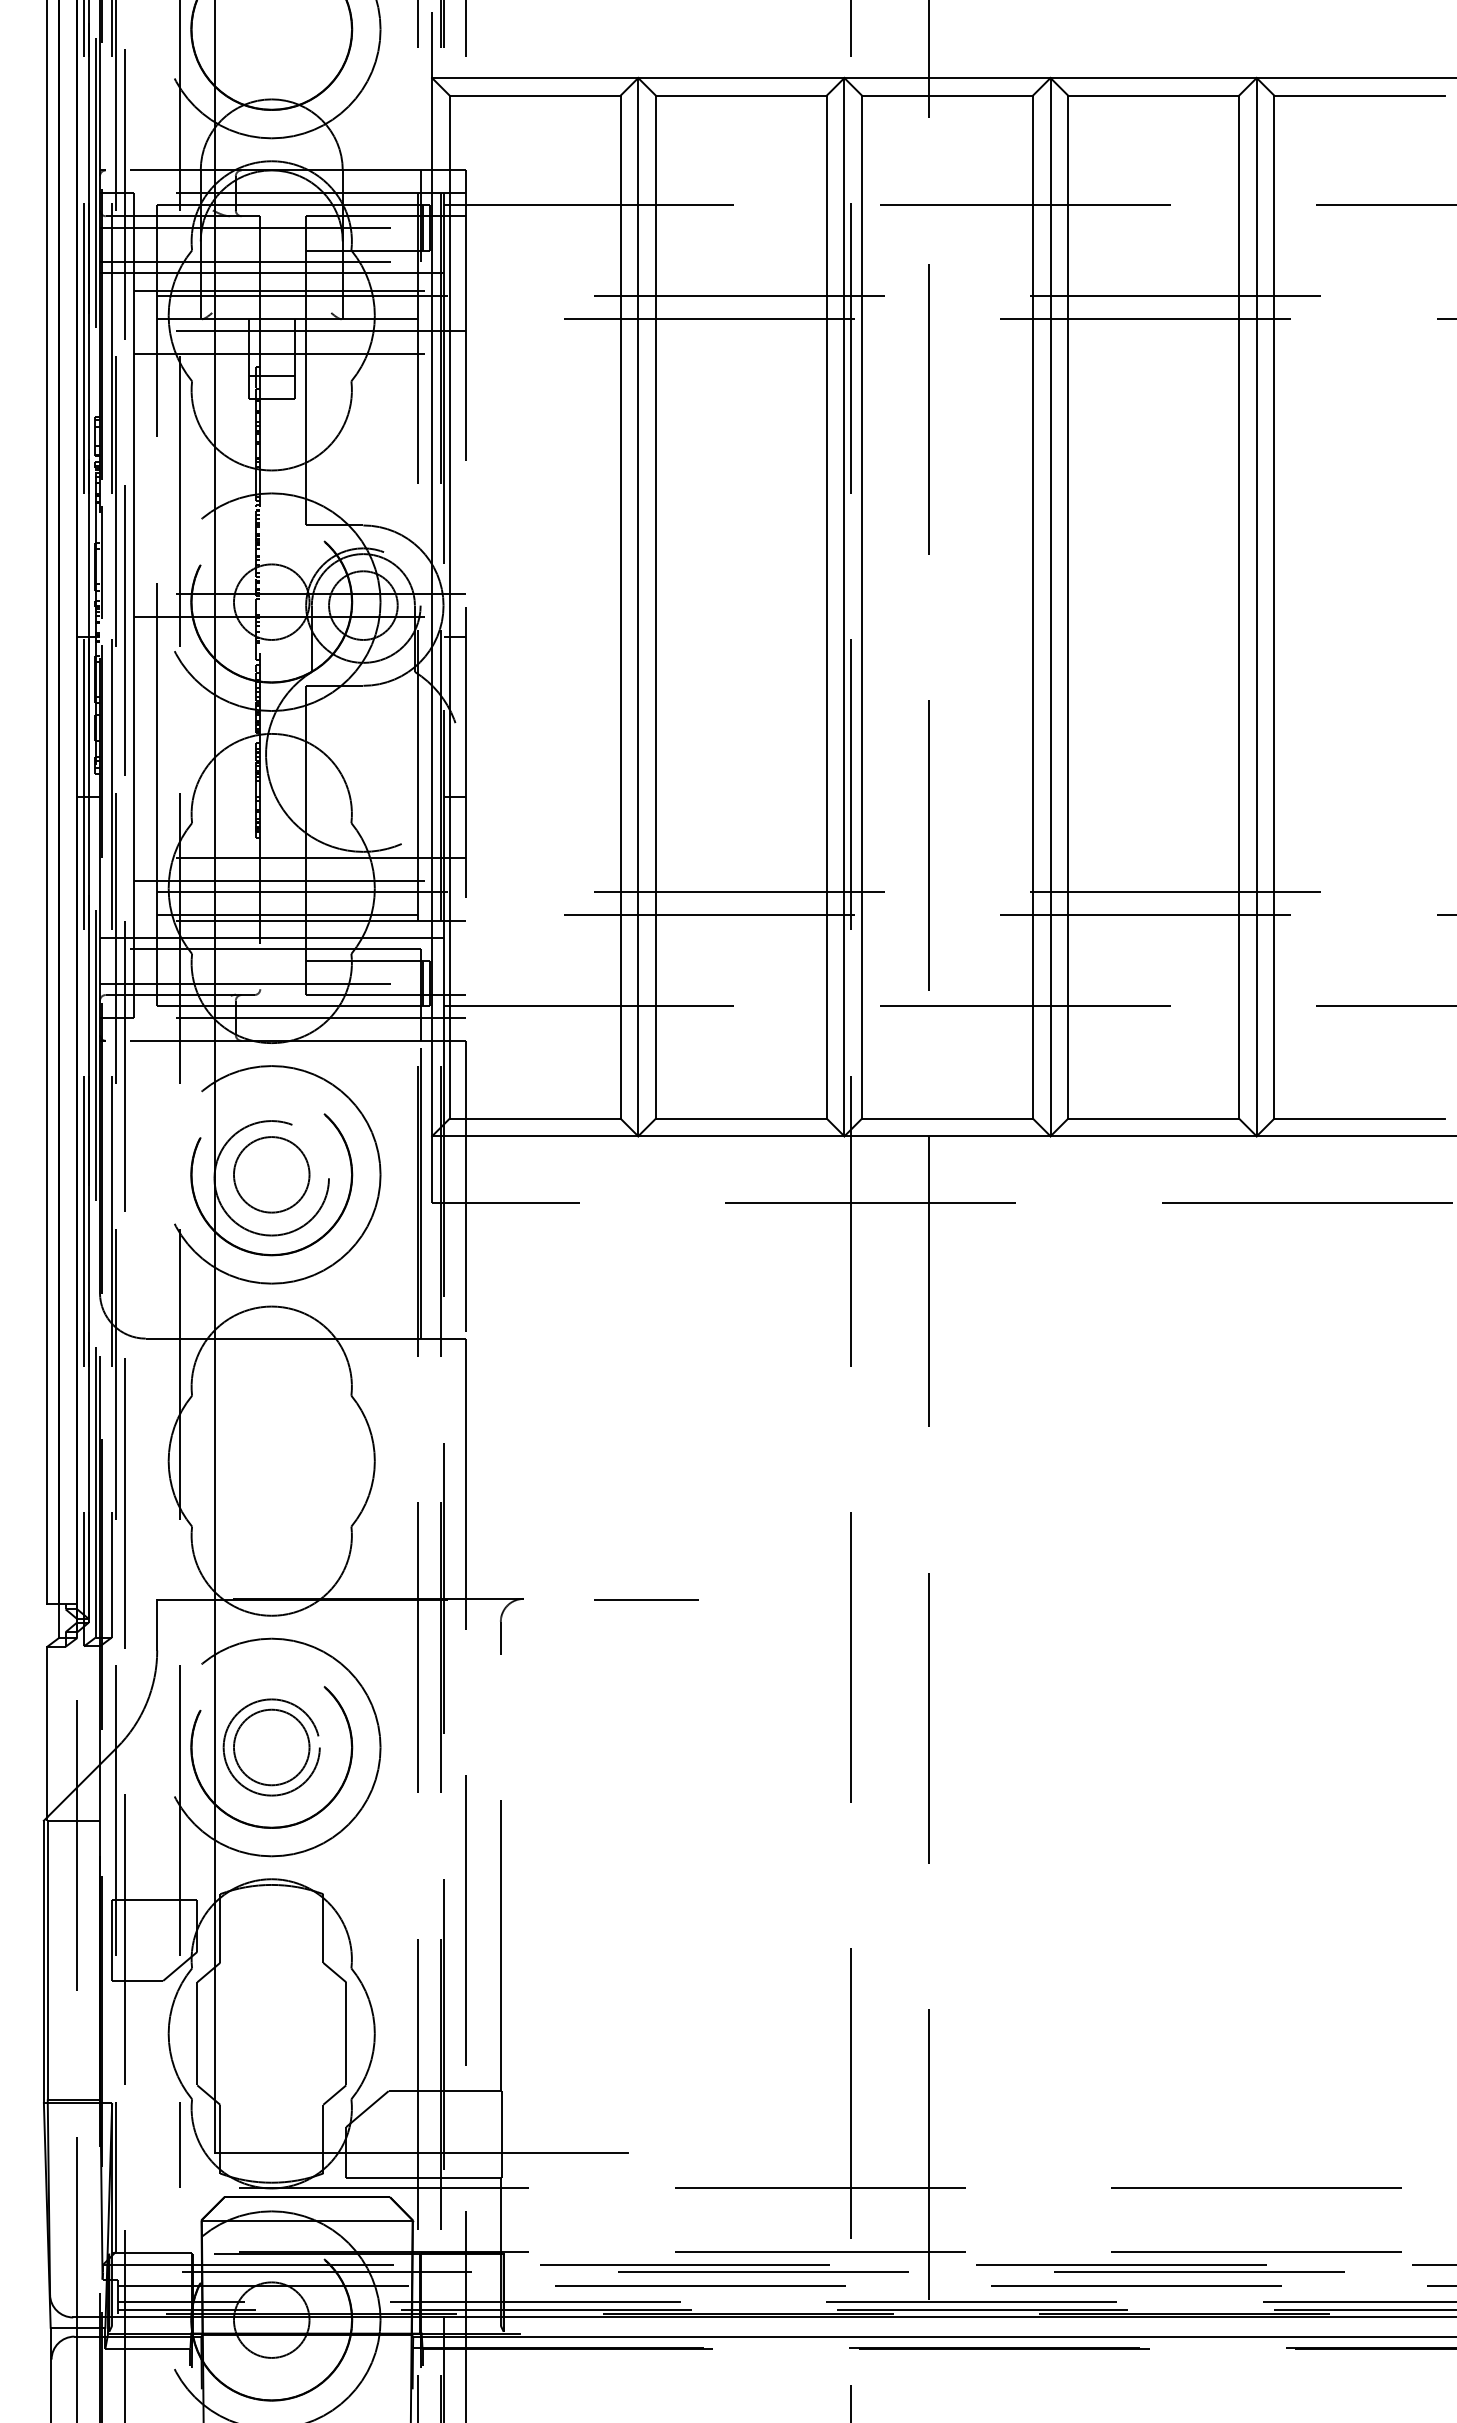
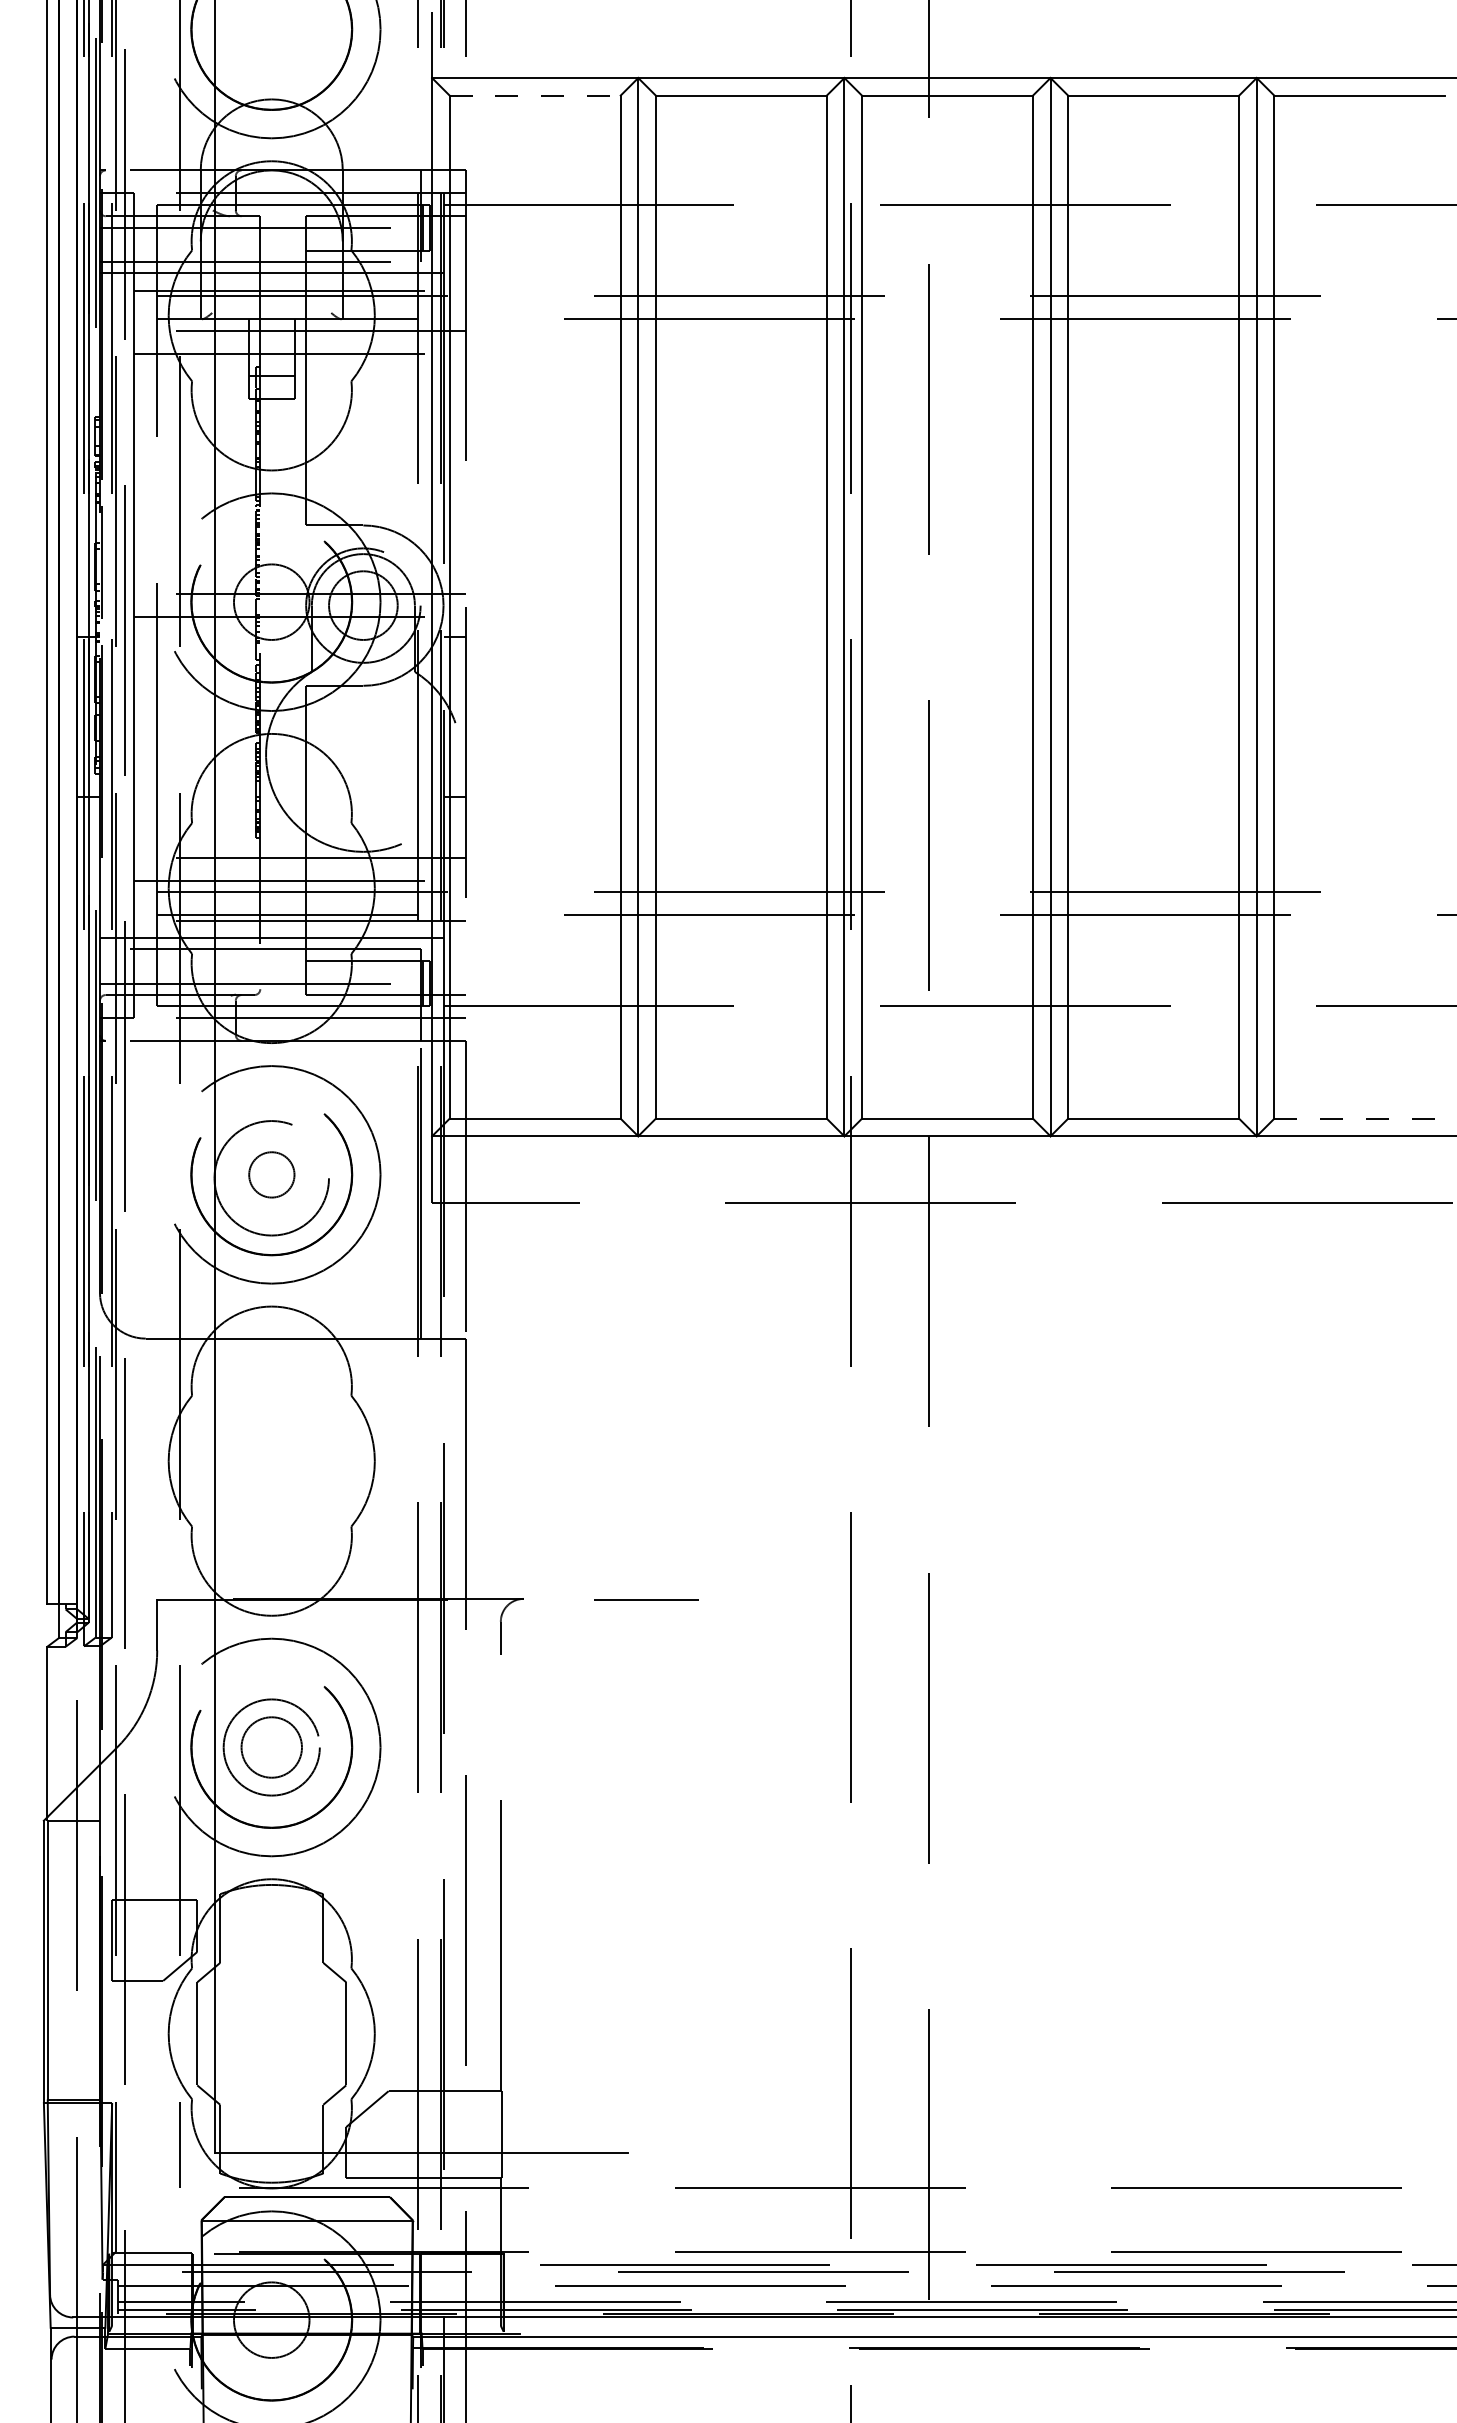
line: solid -> dashed (535, 95)
line: solid -> dashed (1359, 1118)
circle size: 78x78 px -> 48x48 px (271, 1174)
circle diameter: 76 px -> 60 px (271, 1747)
